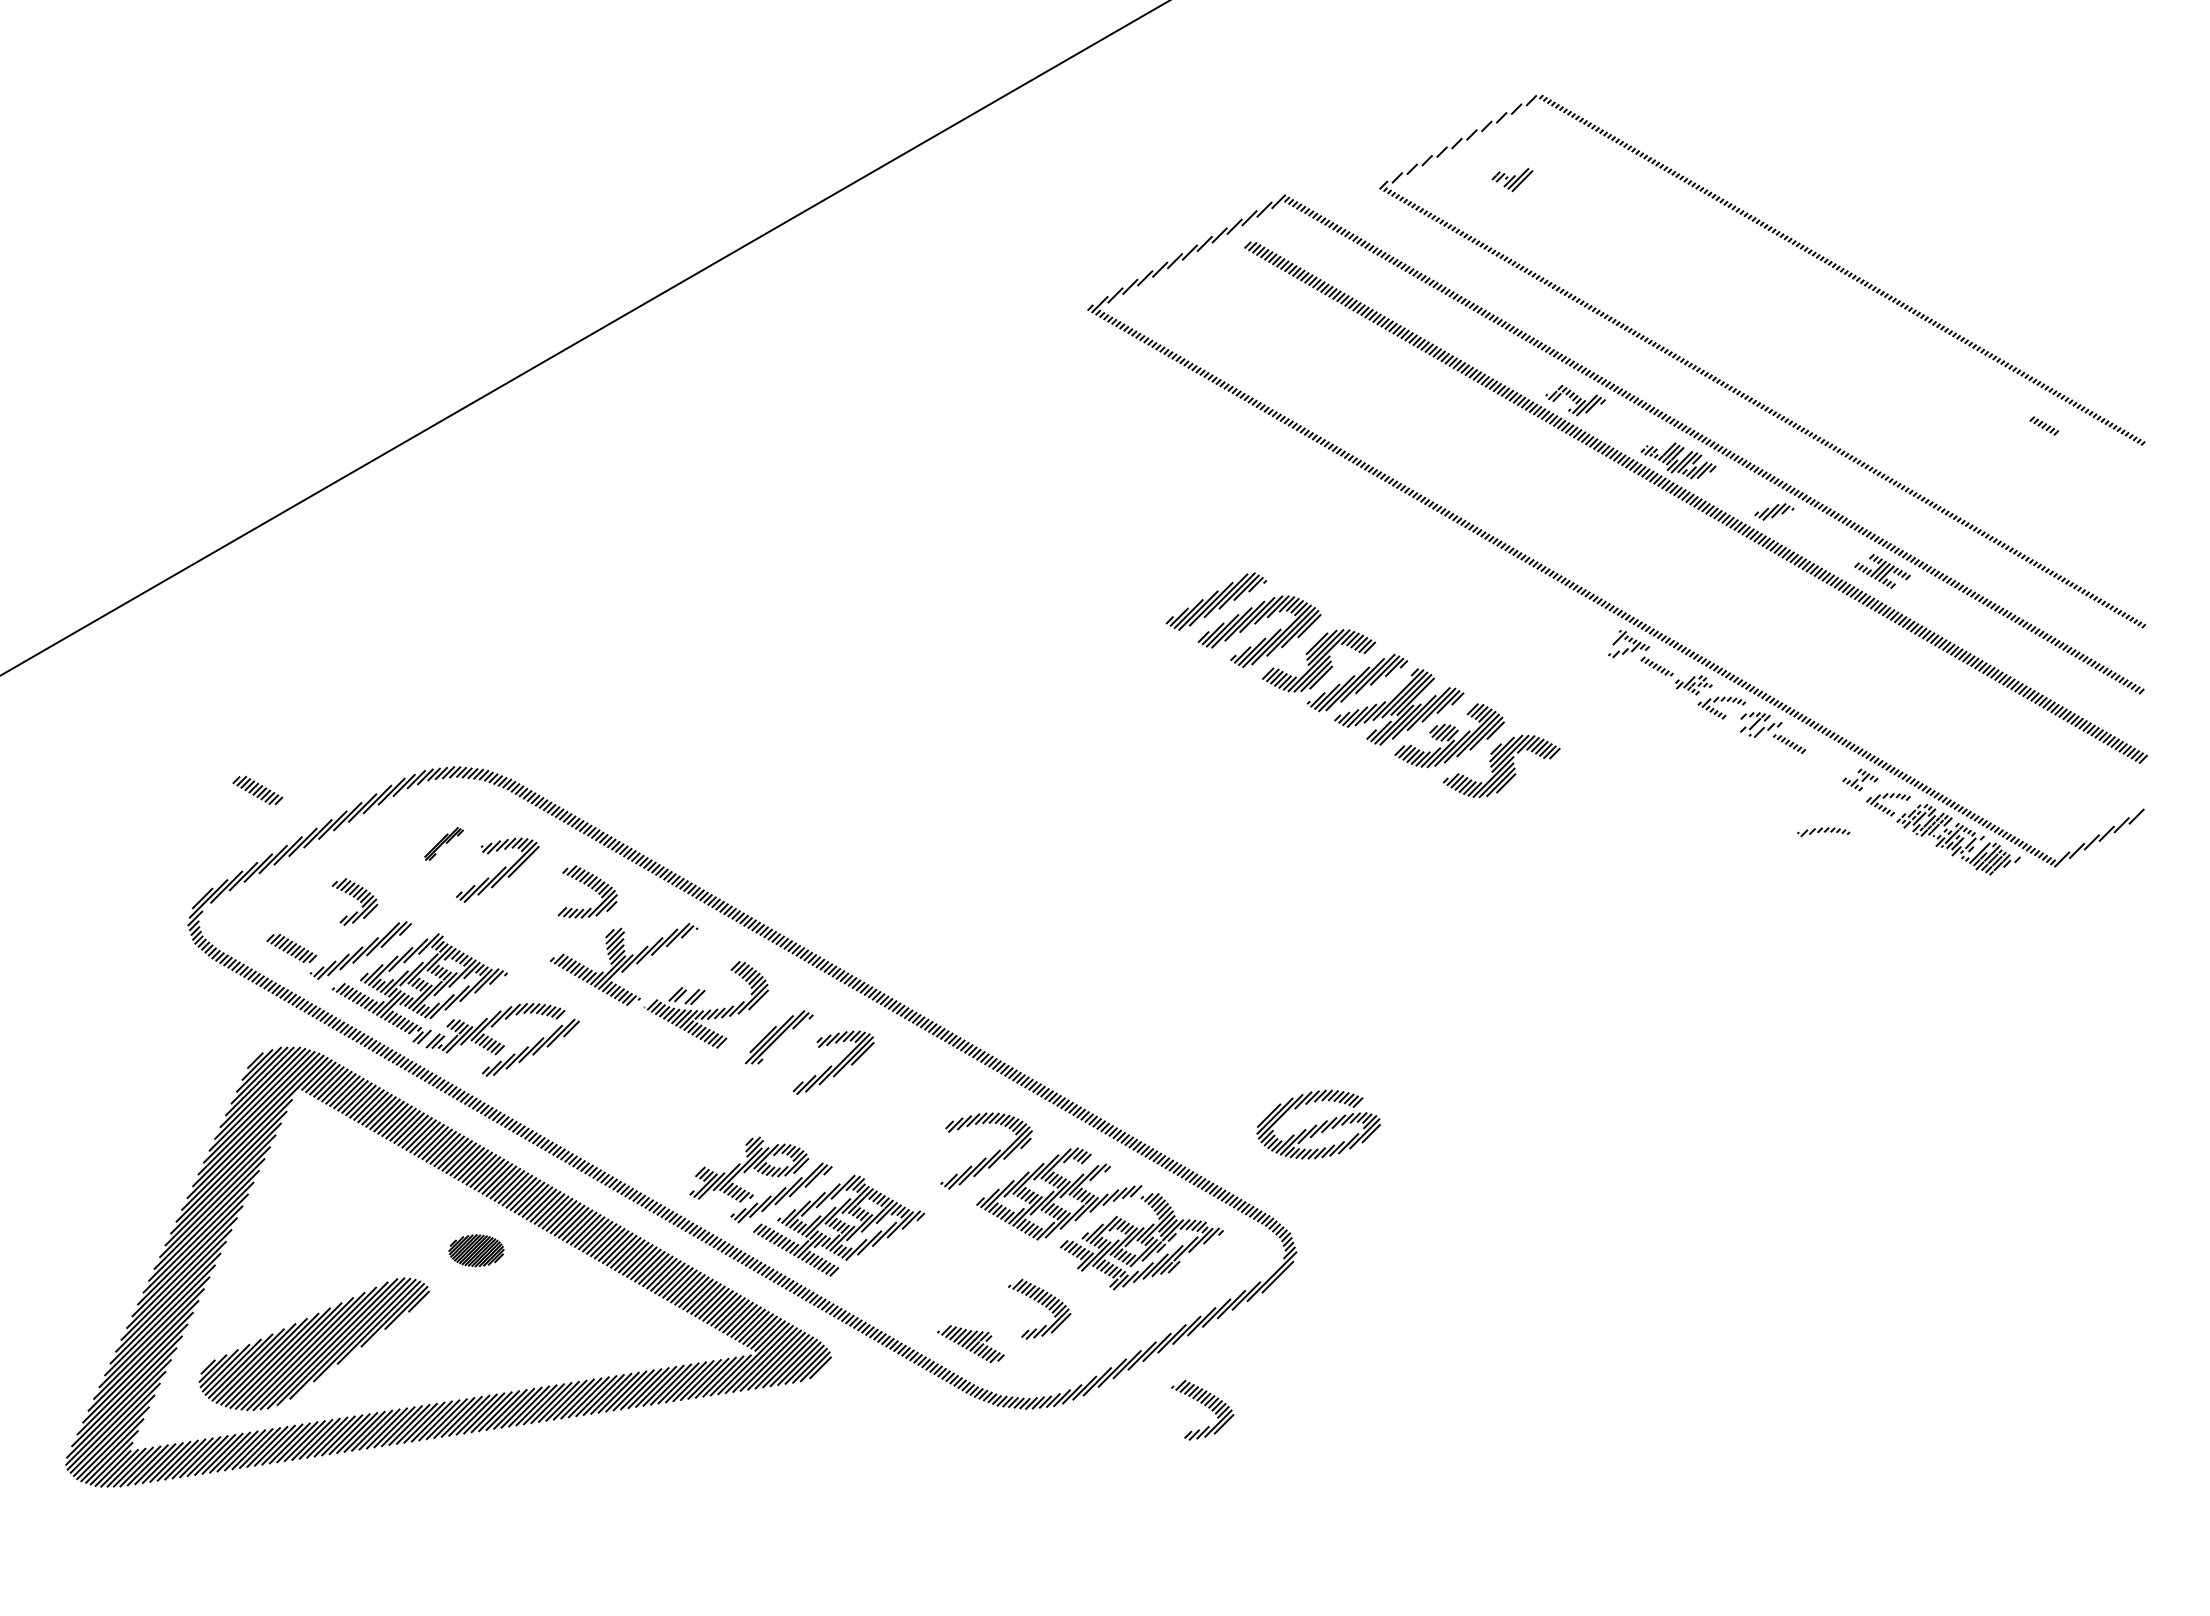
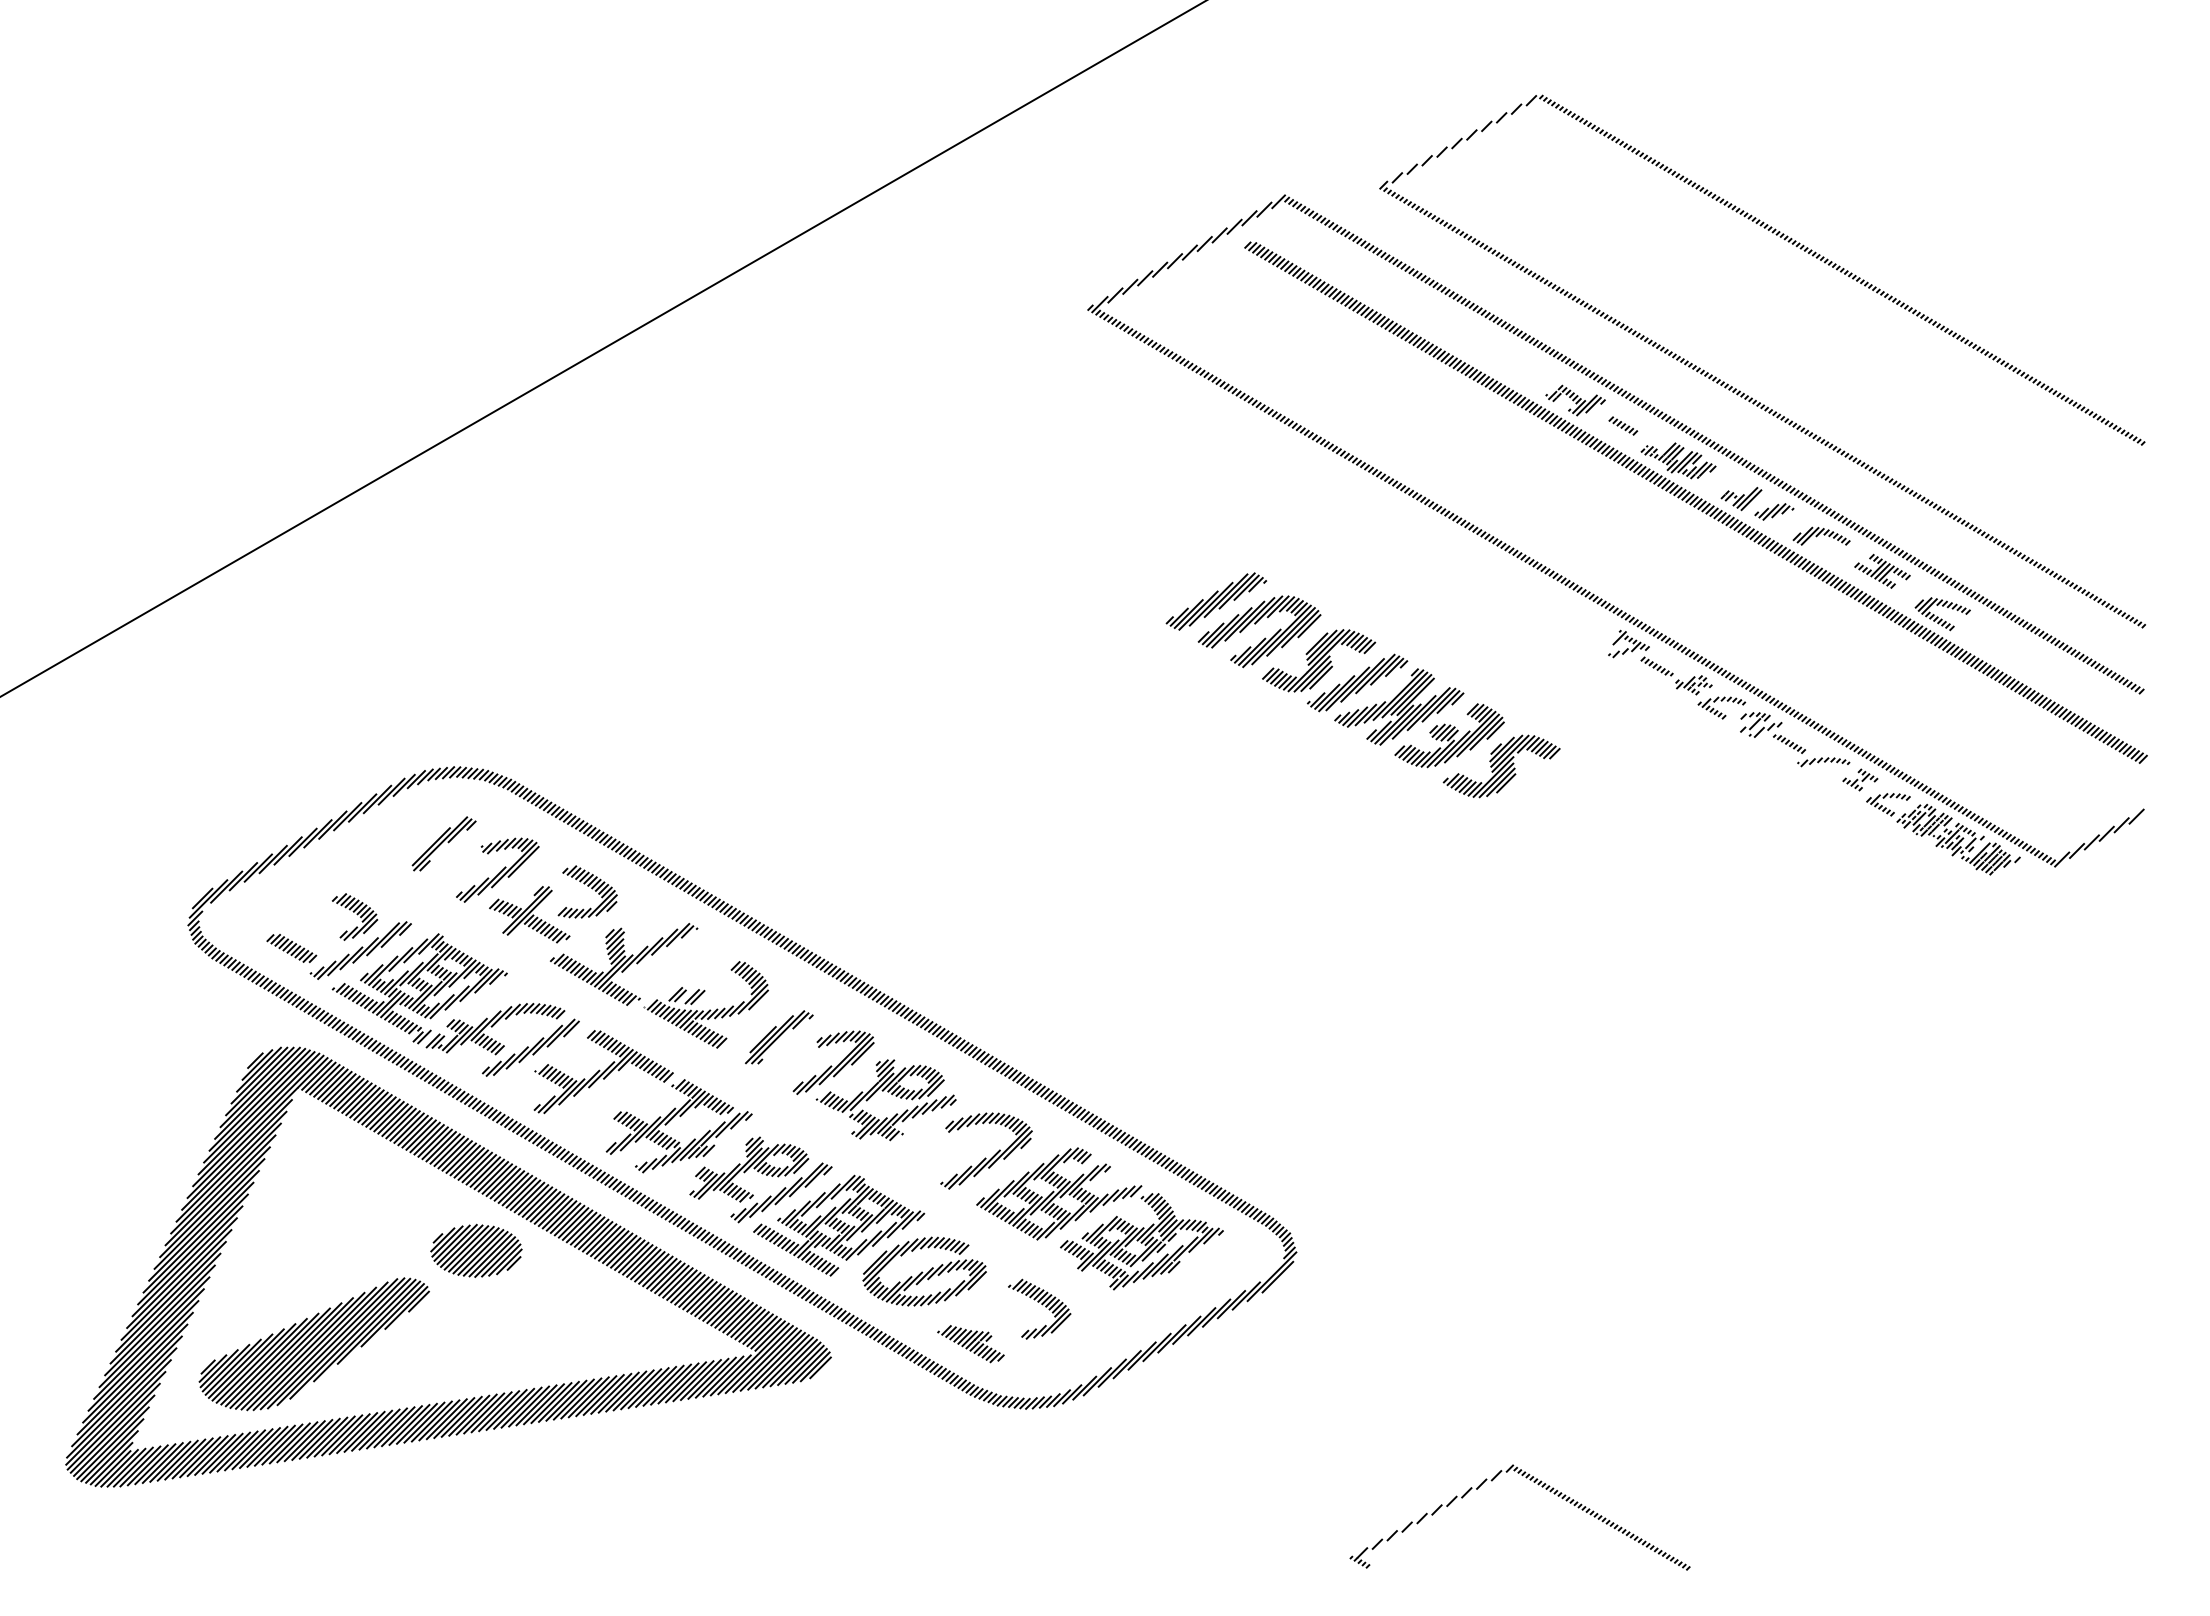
part position: (1512, 180) -> (1741, 499) (1741, 499)
line position: (584, 338) -> (602, 348) (602, 348)
part position: (2044, 425) -> (1623, 425) (1623, 425)
part: none -> present (1821, 535)
part: none -> present (1942, 614)
part: present -> none (257, 790)
part position: (1823, 832) -> (1823, 762) (1823, 762)
part size: 40x34 px -> 66x56 px (443, 843)
part position: (355, 901) -> (355, 916) (355, 916)
part: none -> present (529, 914)
part: none -> present (887, 1092)
part: none -> present (635, 1116)
part position: (1318, 1124) -> (924, 1271) (924, 1271)
part size: 57x34 px -> 93x55 px (476, 1250)
part: present -> none (1202, 1409)
part: none -> present (1538, 1485)
